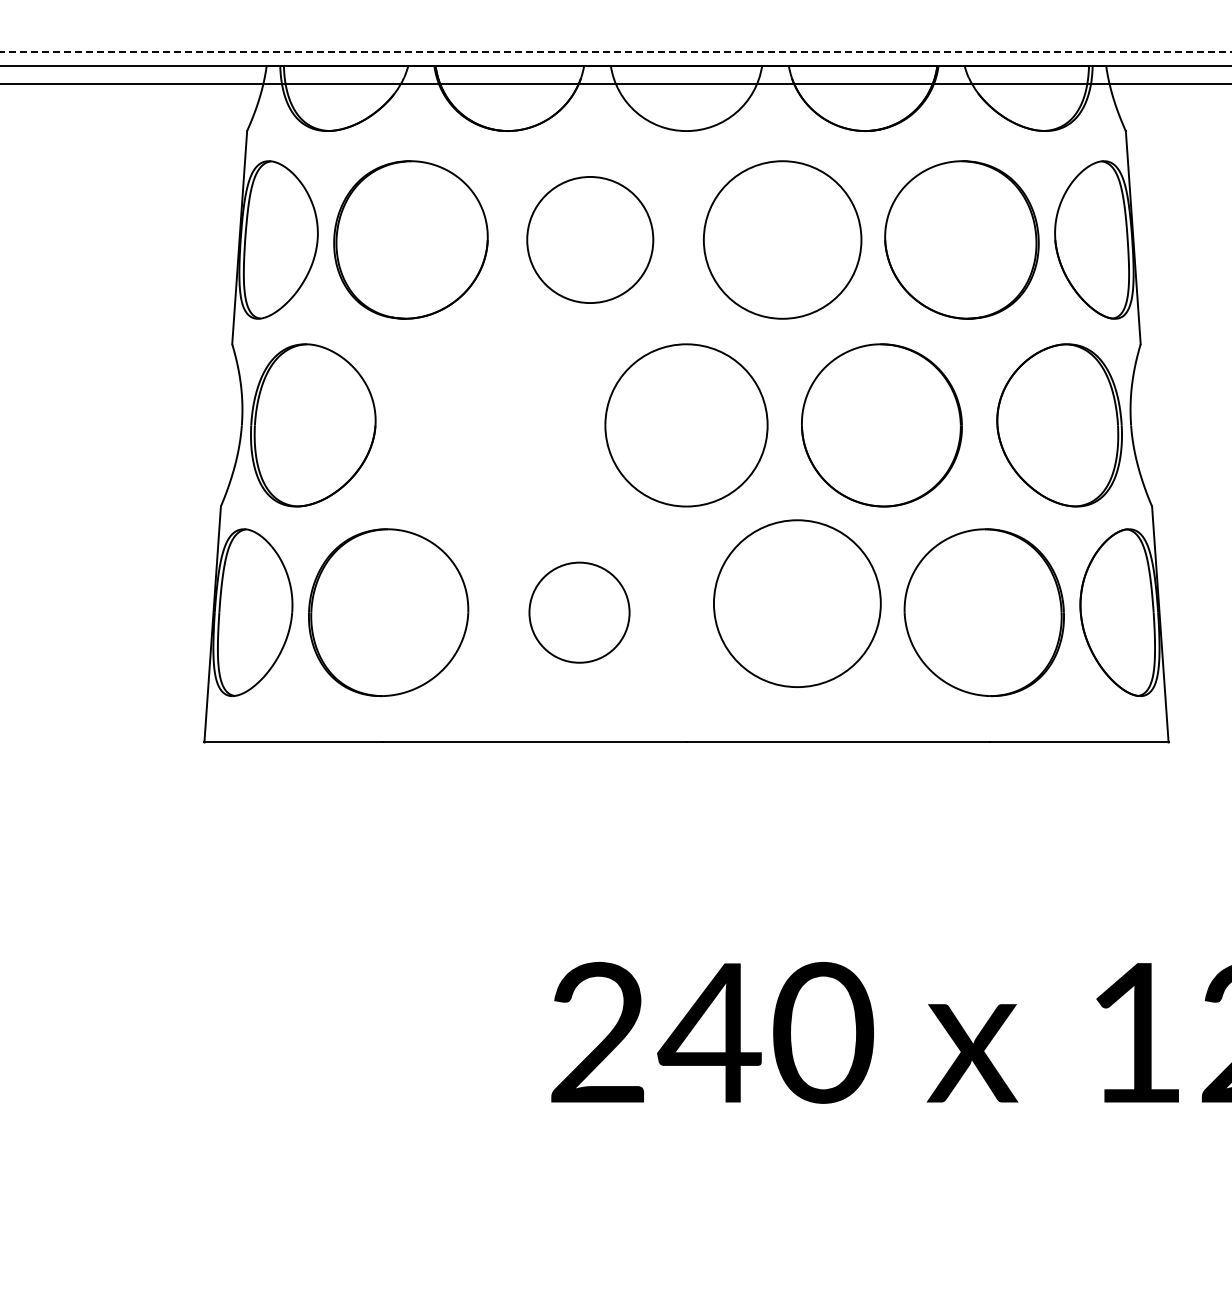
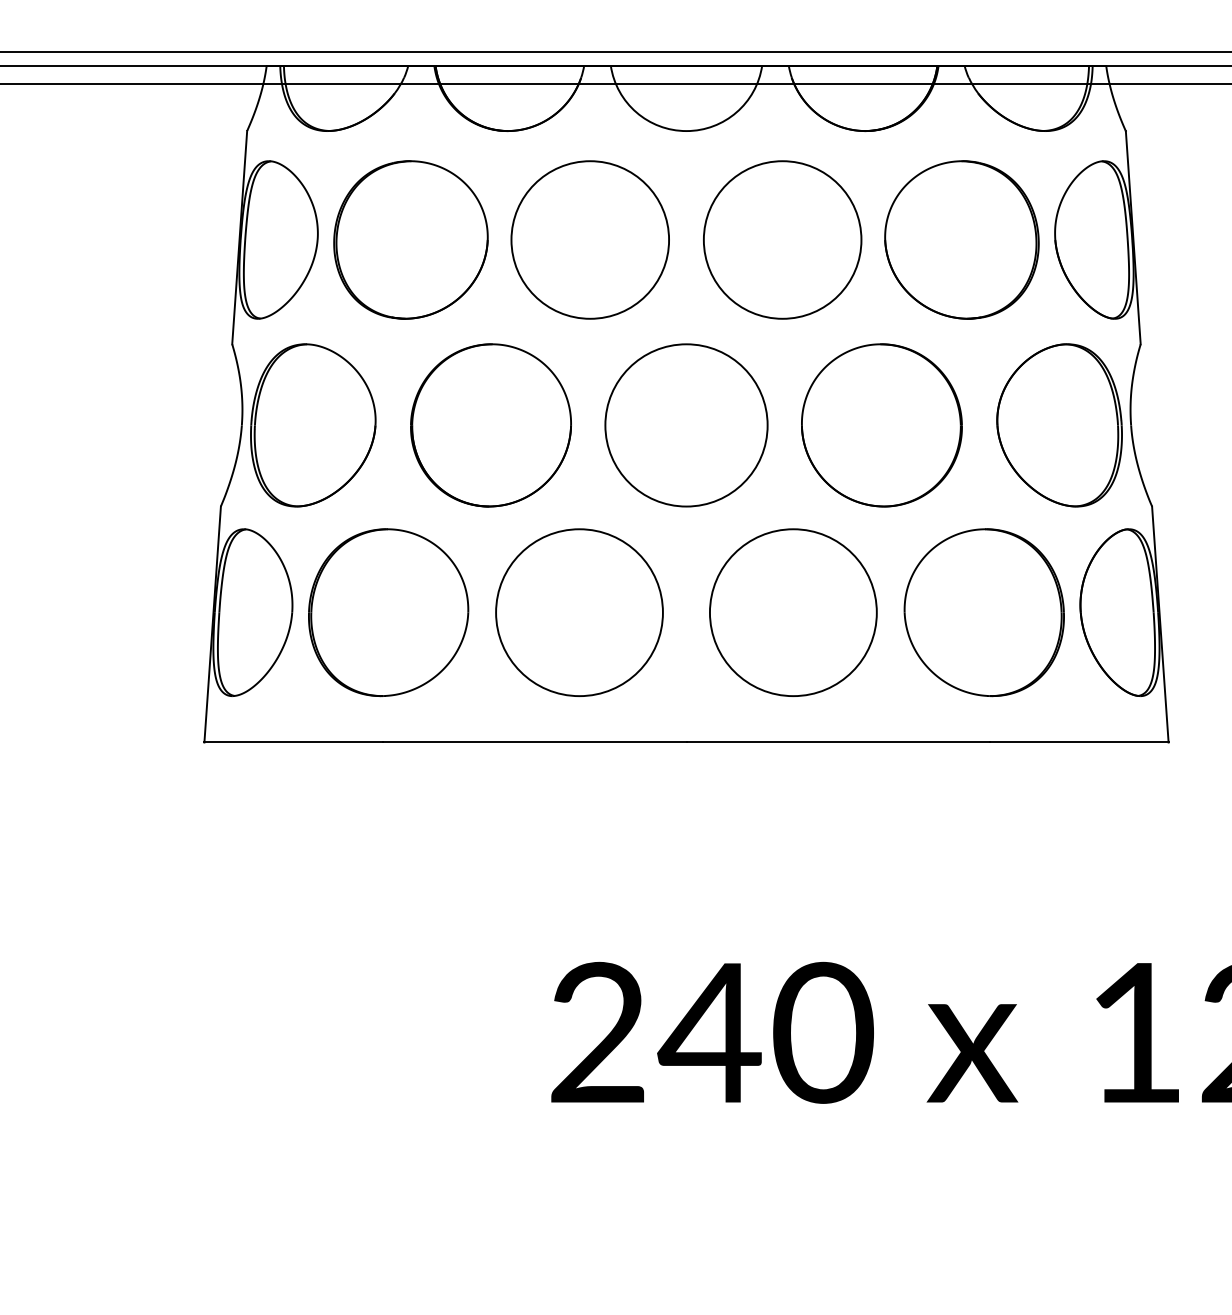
line: dashed -> solid (615, 51)
circle diameter: 126 px -> 158 px (590, 239)
part: none -> present (490, 425)
circle position: (797, 603) -> (793, 612) (793, 612)
circle diameter: 100 px -> 167 px (579, 612)
